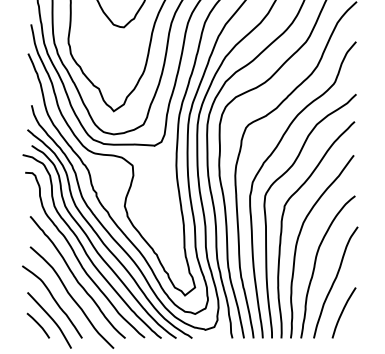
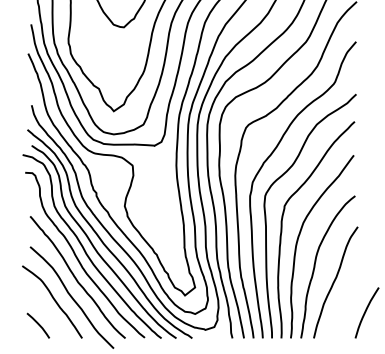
curve position: (343, 312) -> (366, 312) (366, 312)
curve: present -> none (50, 318)
